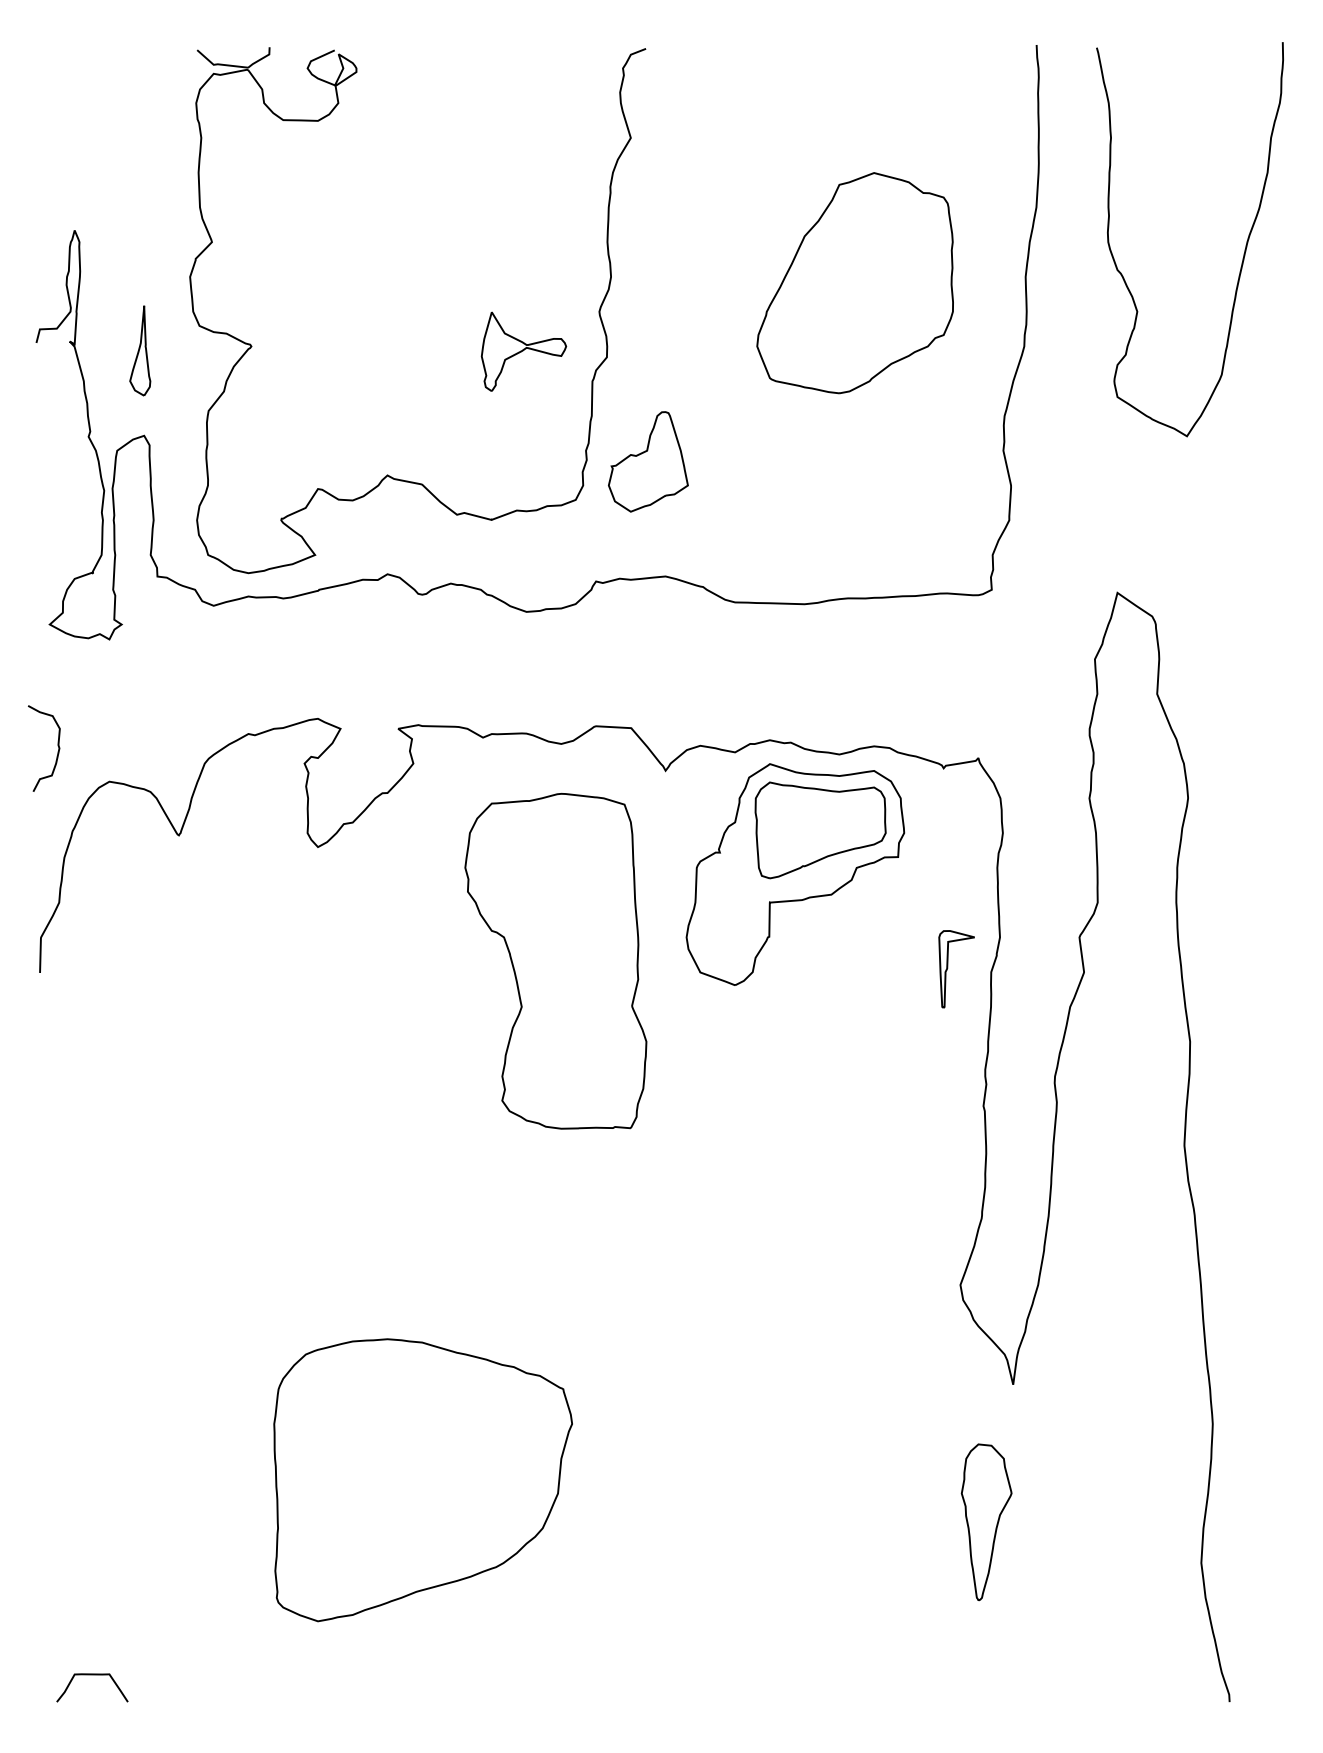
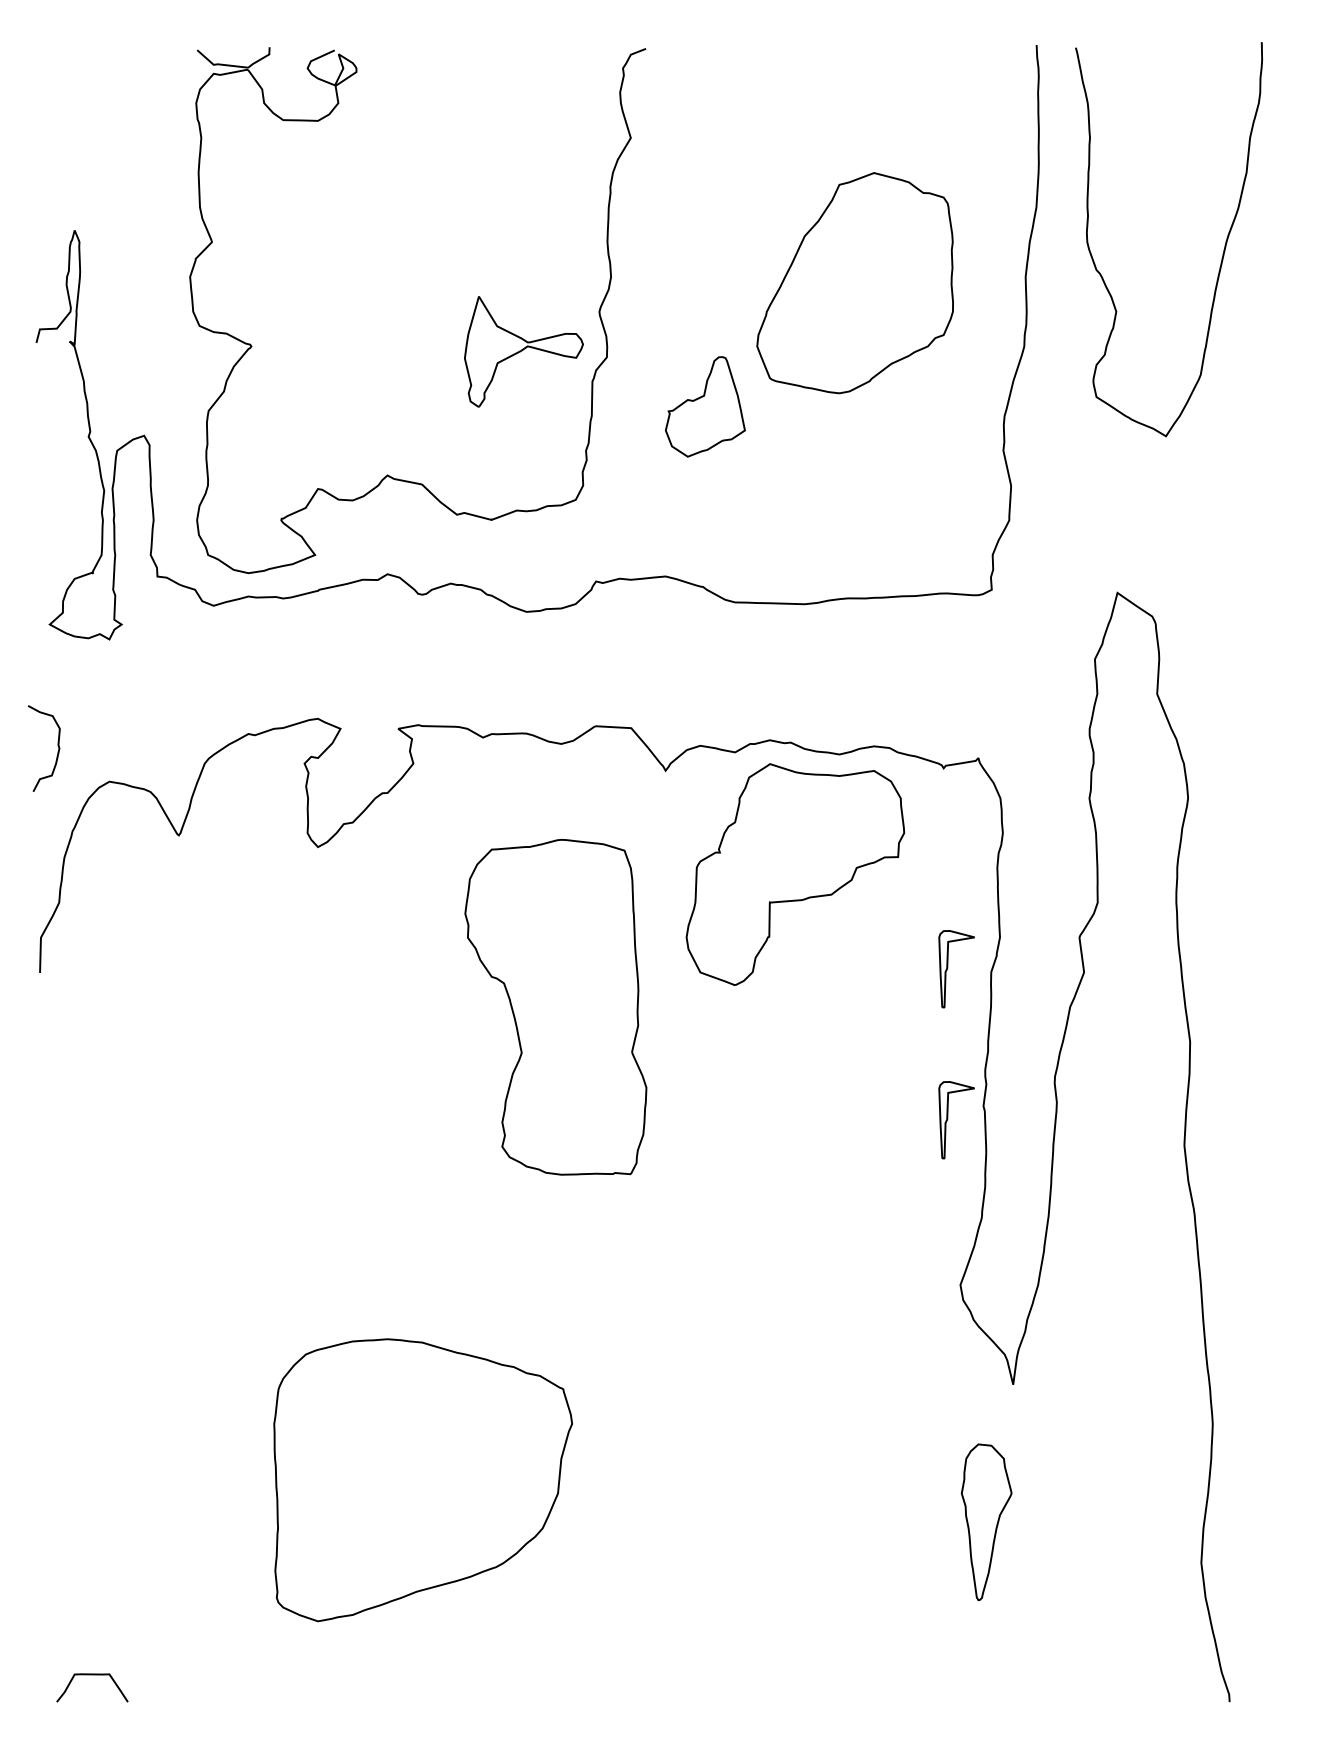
curve position: (1243, 253) -> (1222, 253) (1222, 253)
part: present -> none (140, 350)
part size: 88x81 px -> 120x112 px (523, 351)
part position: (648, 461) -> (705, 406) (705, 406)
part: present -> none (820, 830)
part position: (555, 961) -> (555, 1007) (555, 1007)
part: none -> present (948, 1119)
